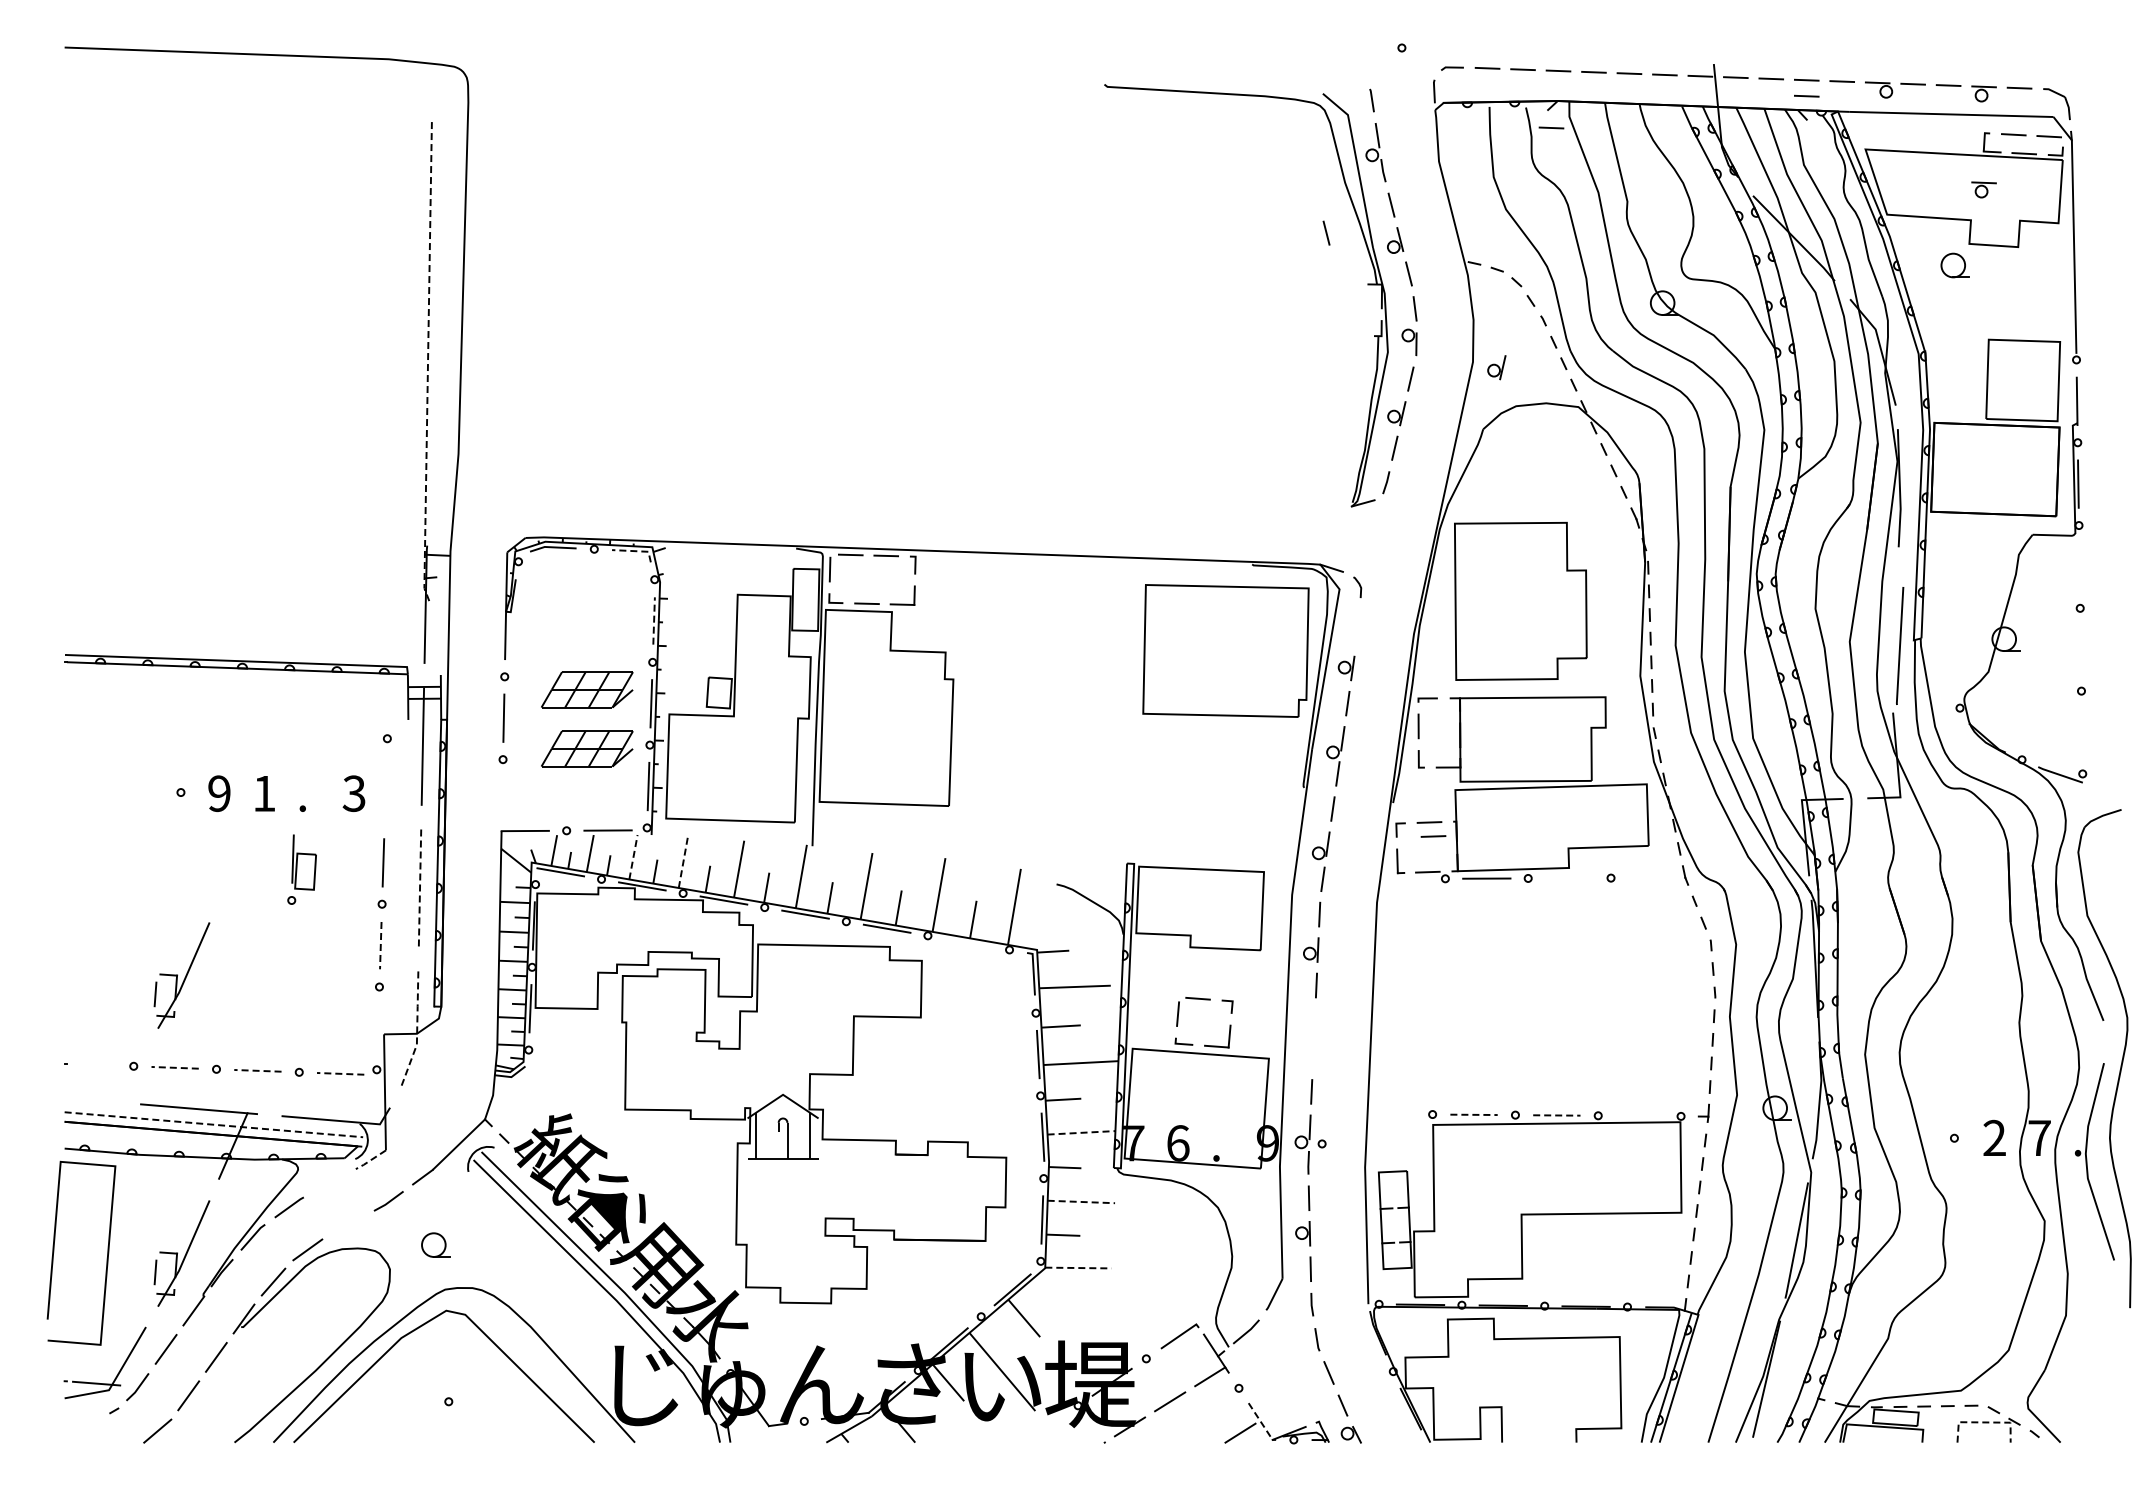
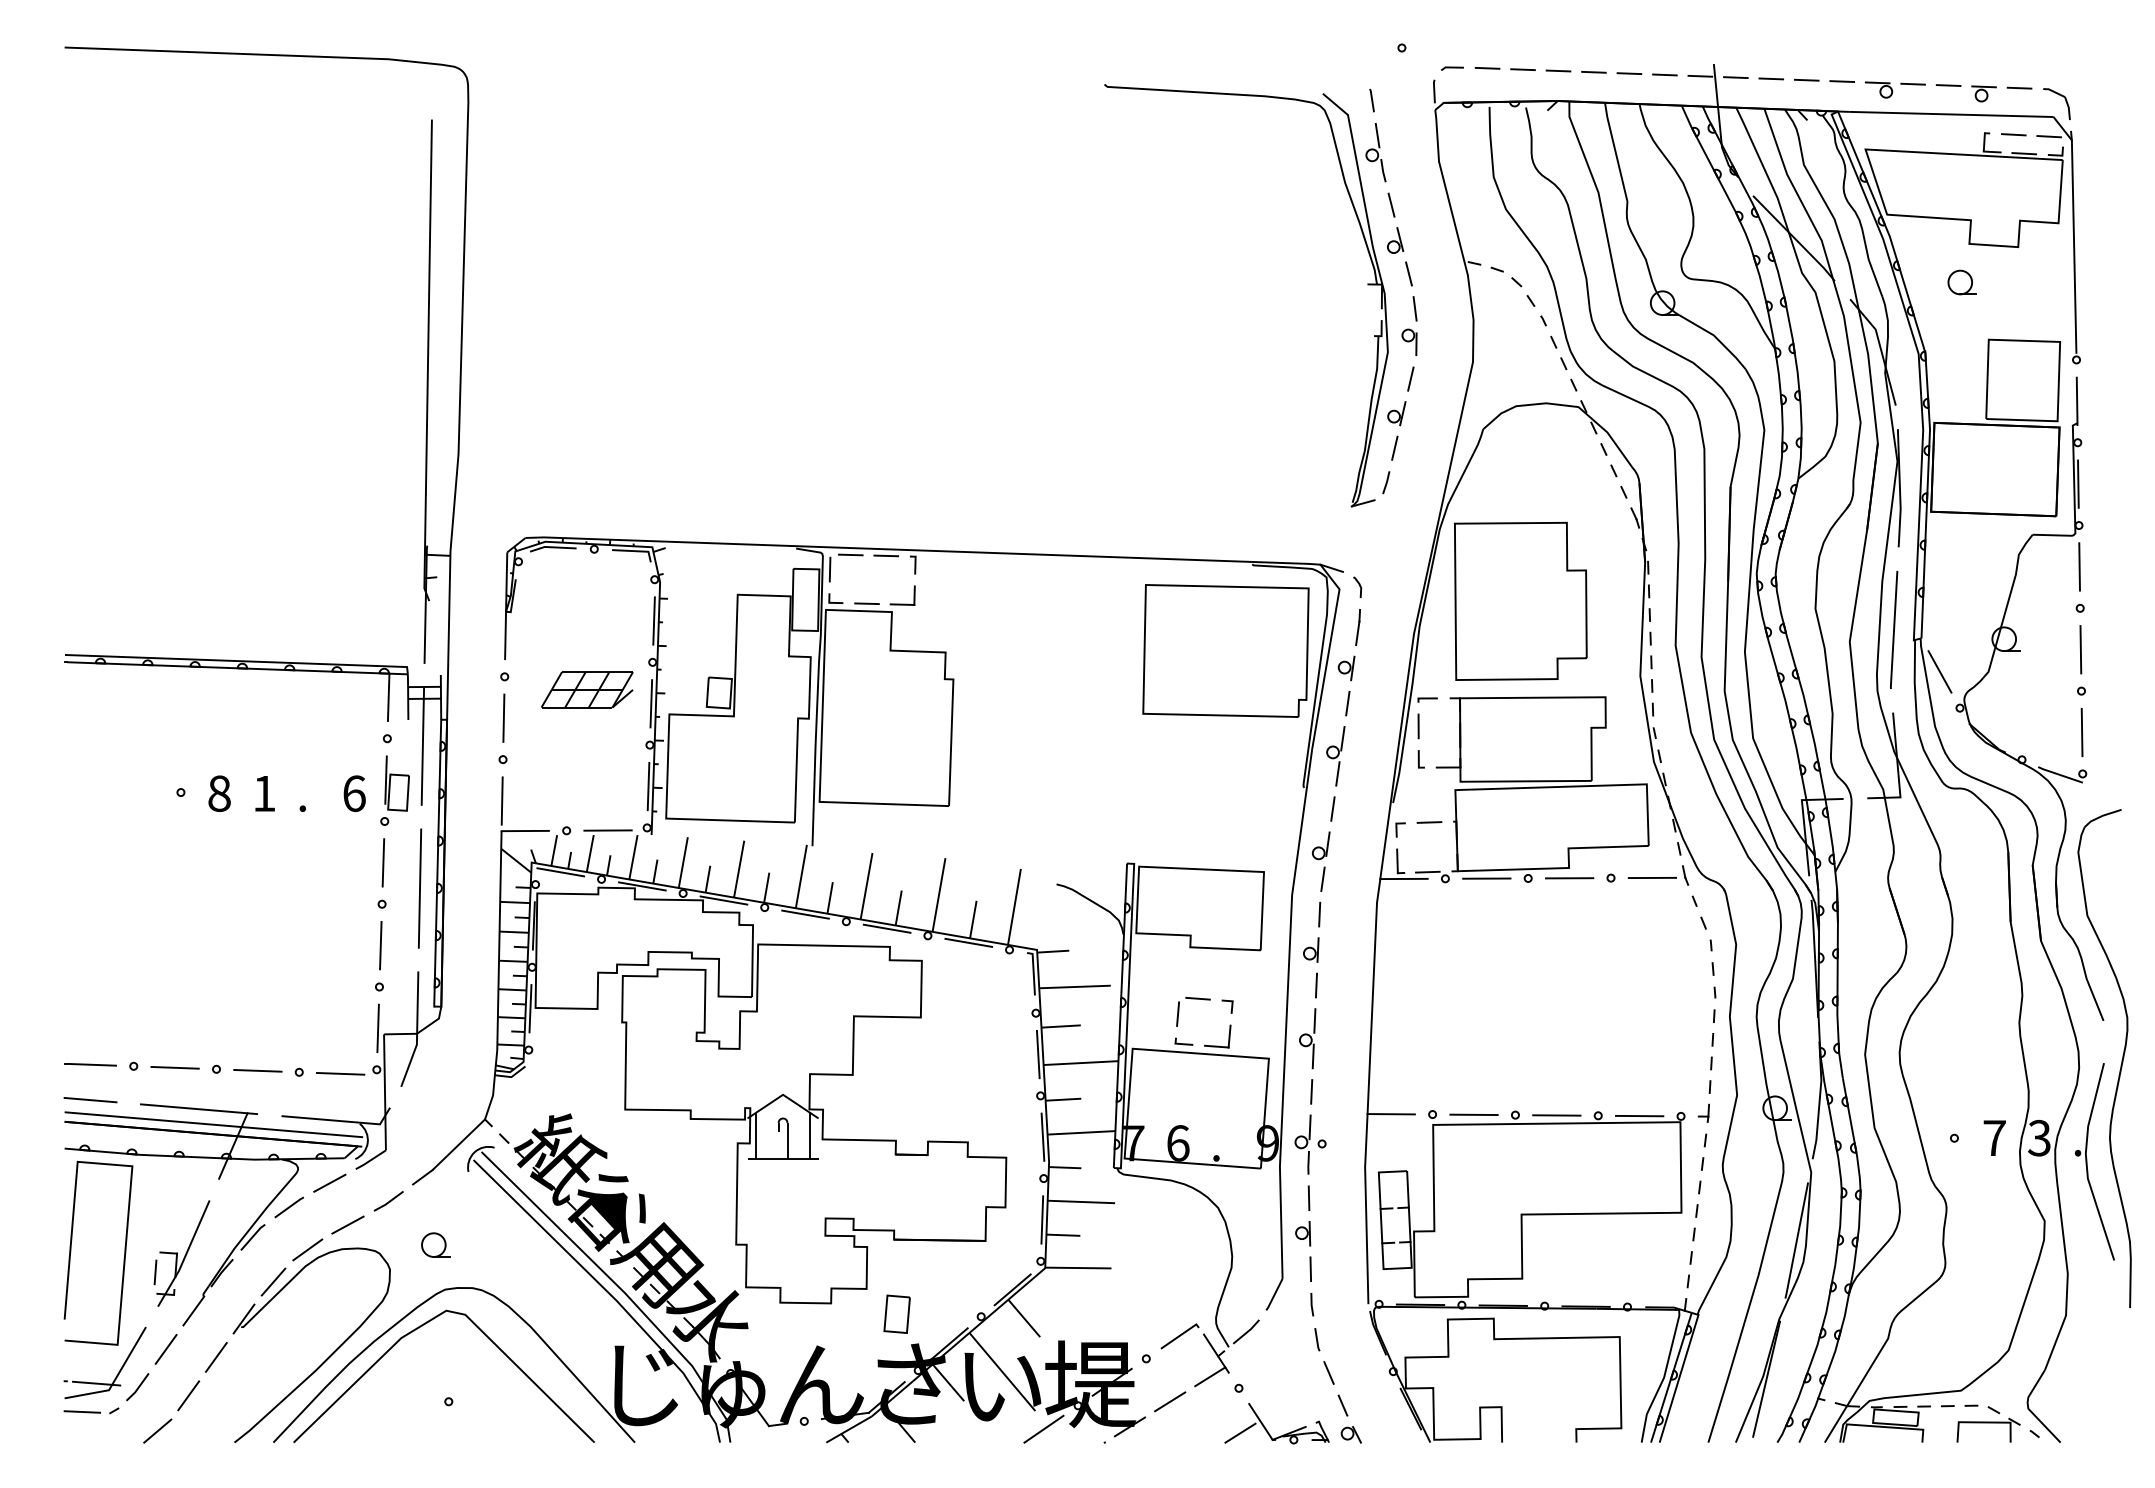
line: present -> none (1806, 95)
line: present -> none (1551, 127)
part: present -> none (1983, 189)
line: present -> none (1326, 232)
part position: (1954, 265) -> (1961, 282) (1961, 282)
line: dashed -> solid (428, 361)
part: present -> none (1496, 367)
line: dashed -> solid (635, 551)
line: none -> present (2079, 566)
line: dashed -> solid (654, 620)
line: none -> present (1357, 627)
line position: (1900, 645) -> (1894, 629) (1894, 629)
line: none -> present (2080, 649)
line: none -> present (1939, 671)
line: none -> present (388, 696)
line: none -> present (2081, 732)
part: present -> none (587, 748)
text: 9 -> 8 (219, 793)
text: 3 -> 6 (353, 793)
line: none -> present (501, 800)
line: present -> none (1433, 836)
line: dashed -> solid (633, 857)
line: dashed -> solid (683, 862)
part position: (301, 869) -> (394, 790) (394, 790)
line: none -> present (1652, 877)
line: none -> present (1403, 878)
line: none -> present (1569, 878)
line: dashed -> solid (420, 889)
line: none -> present (968, 942)
line: dashed -> solid (380, 945)
part: present -> none (181, 975)
line: none -> present (377, 1028)
line: dashed -> solid (417, 1030)
part: none -> present (1307, 1038)
line: none -> present (92, 1064)
line: dashed -> solid (175, 1067)
line: dashed -> solid (257, 1070)
line: dashed -> solid (340, 1073)
line: none -> present (90, 1099)
line: none -> present (1390, 1114)
line: dashed -> solid (1474, 1114)
line: dashed -> solid (1556, 1115)
line: none -> present (1639, 1115)
line: dashed -> solid (213, 1124)
line: dashed -> solid (1081, 1132)
text: 2 -> 7 (1994, 1137)
text: 7 -> 3 (2039, 1137)
line: dashed -> solid (370, 1160)
line: none -> present (329, 1182)
line: dashed -> solid (1081, 1201)
line: none -> present (347, 1224)
curve position: (106, 1258) -> (123, 1258) (123, 1258)
line: dashed -> solid (1078, 1268)
part: none -> present (896, 1313)
line: none -> present (82, 1411)
line: dashed -> solid (1984, 1422)
line: dashed -> solid (1261, 1423)
line: none -> present (1043, 1428)
